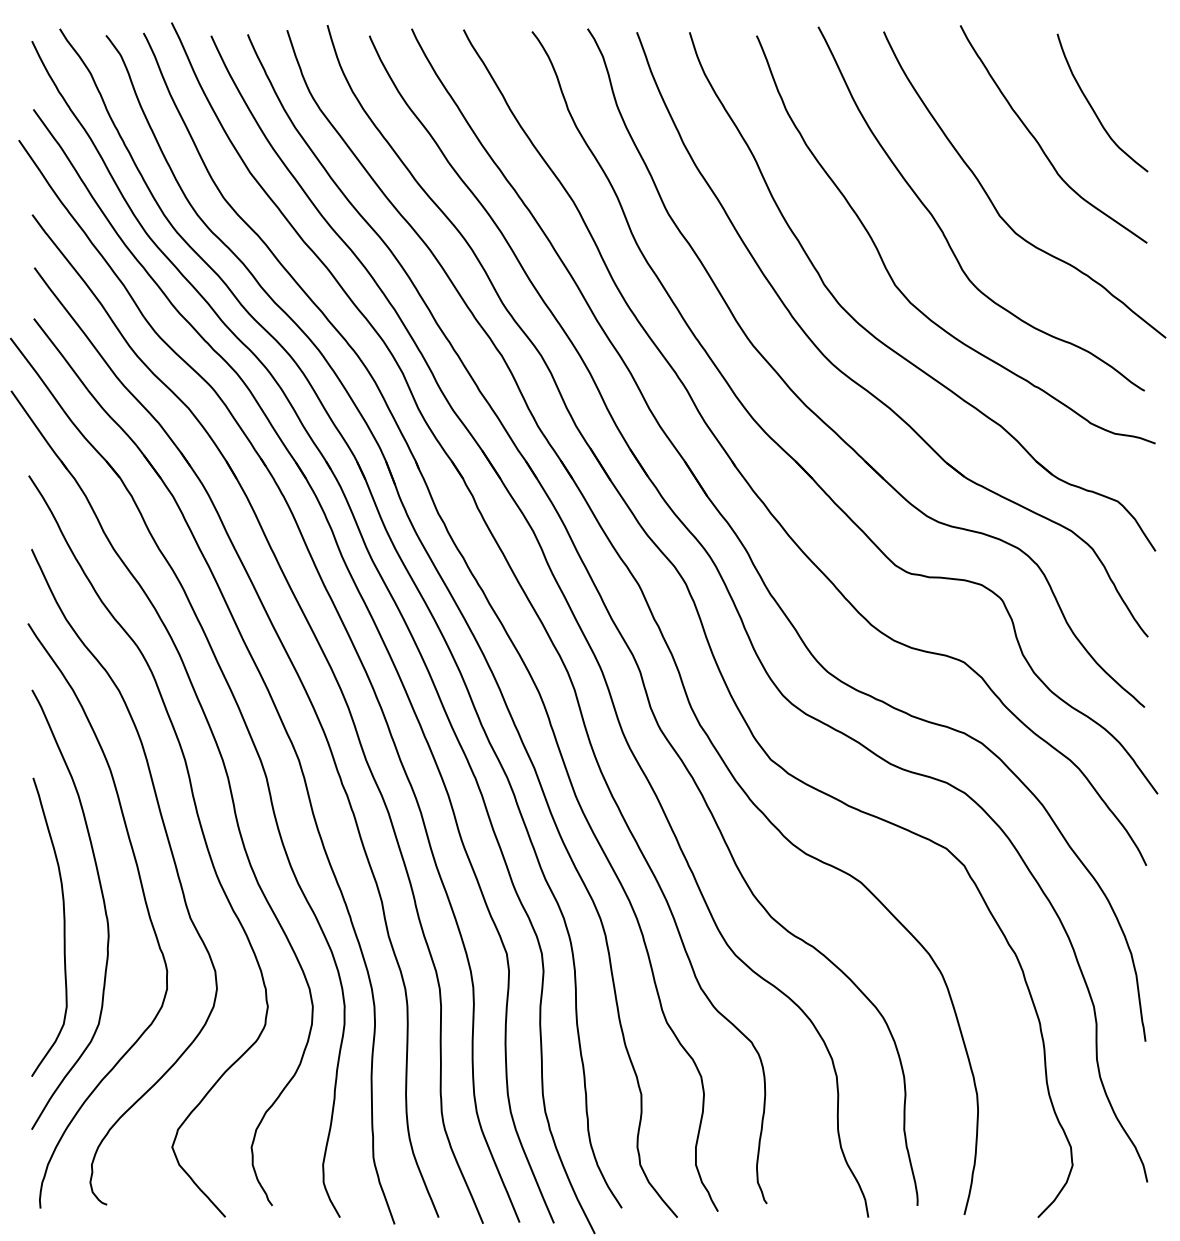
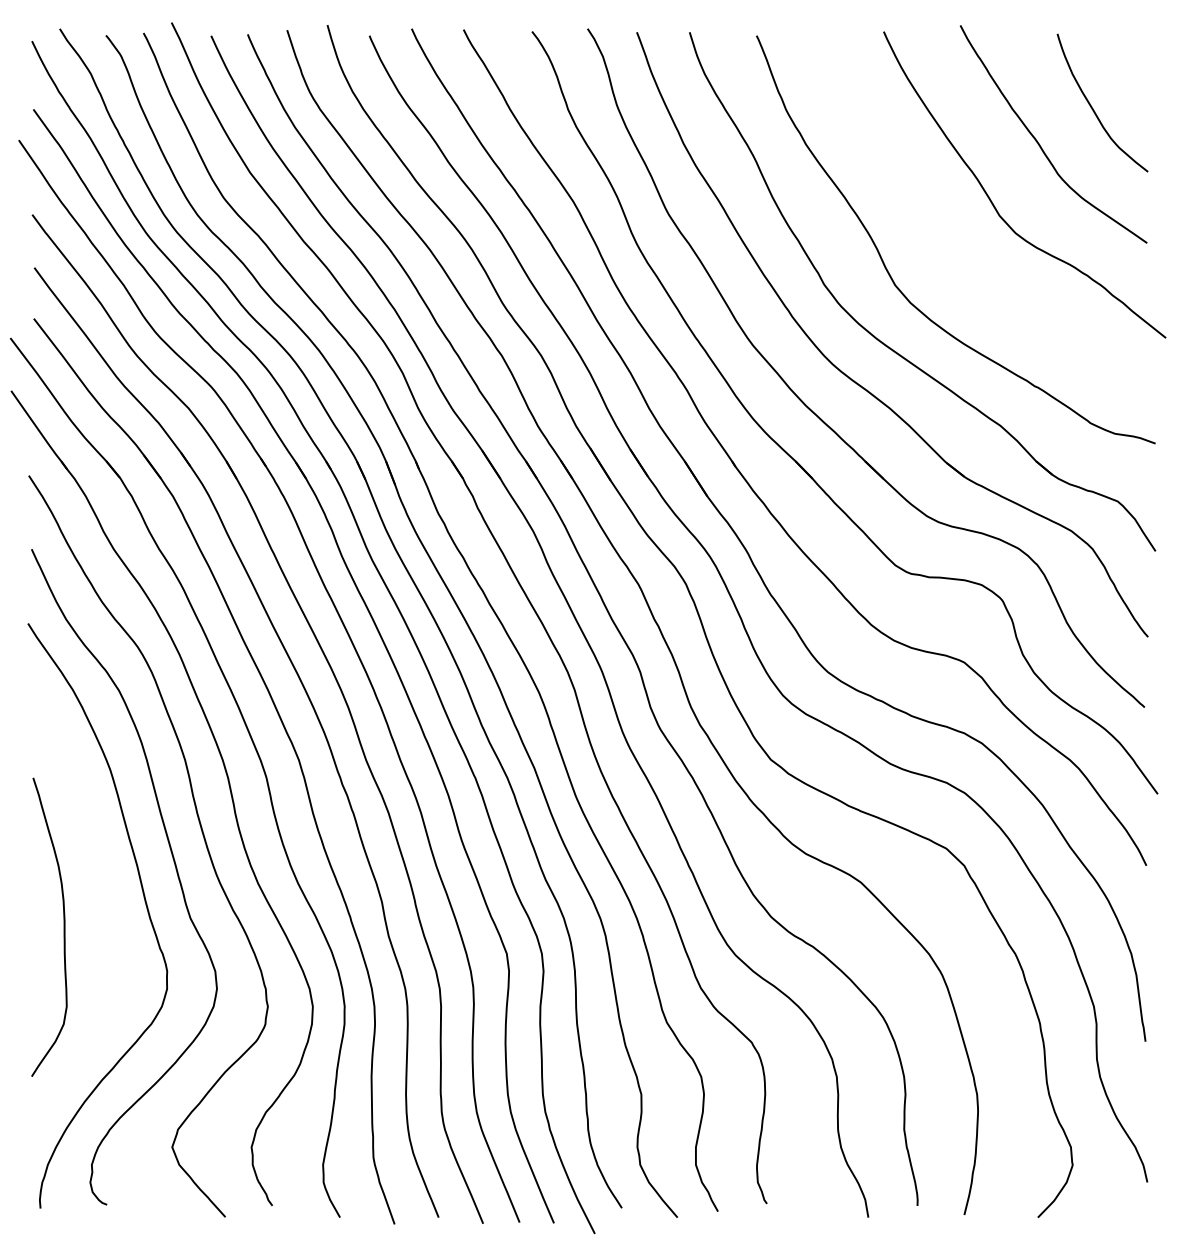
curve: present -> none (943, 231)
curve: present -> none (103, 905)
